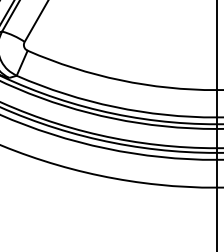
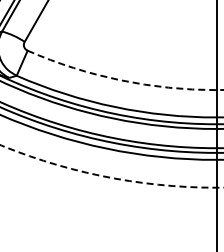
arc: solid -> dashed (124, 81)
arc: solid -> dashed (111, 177)
